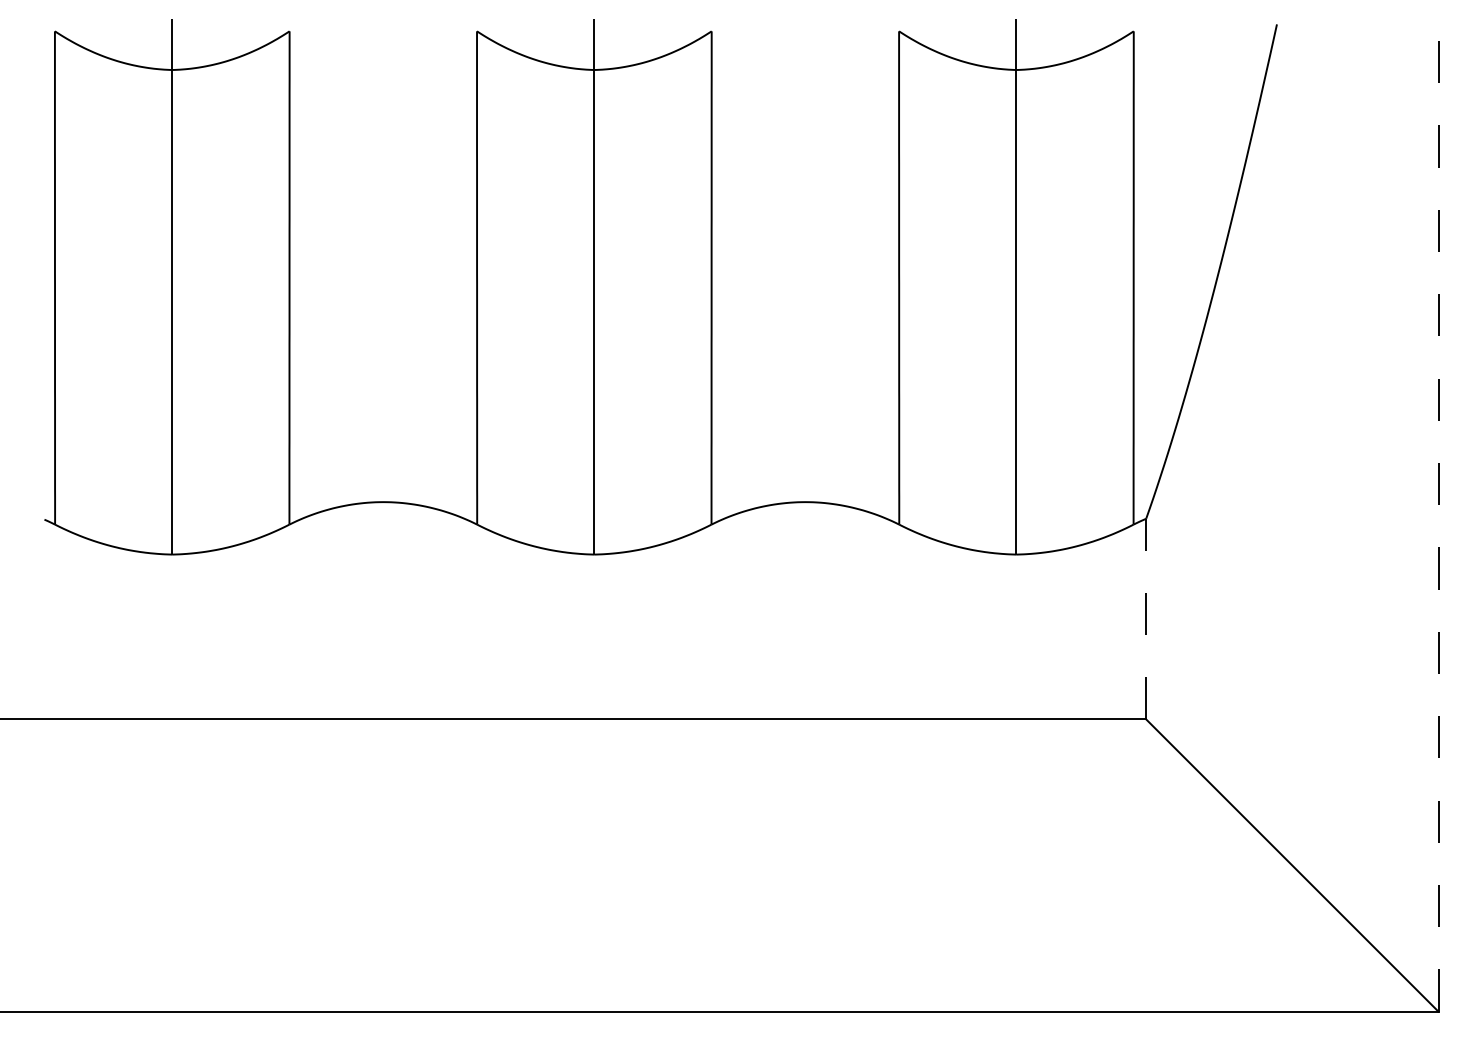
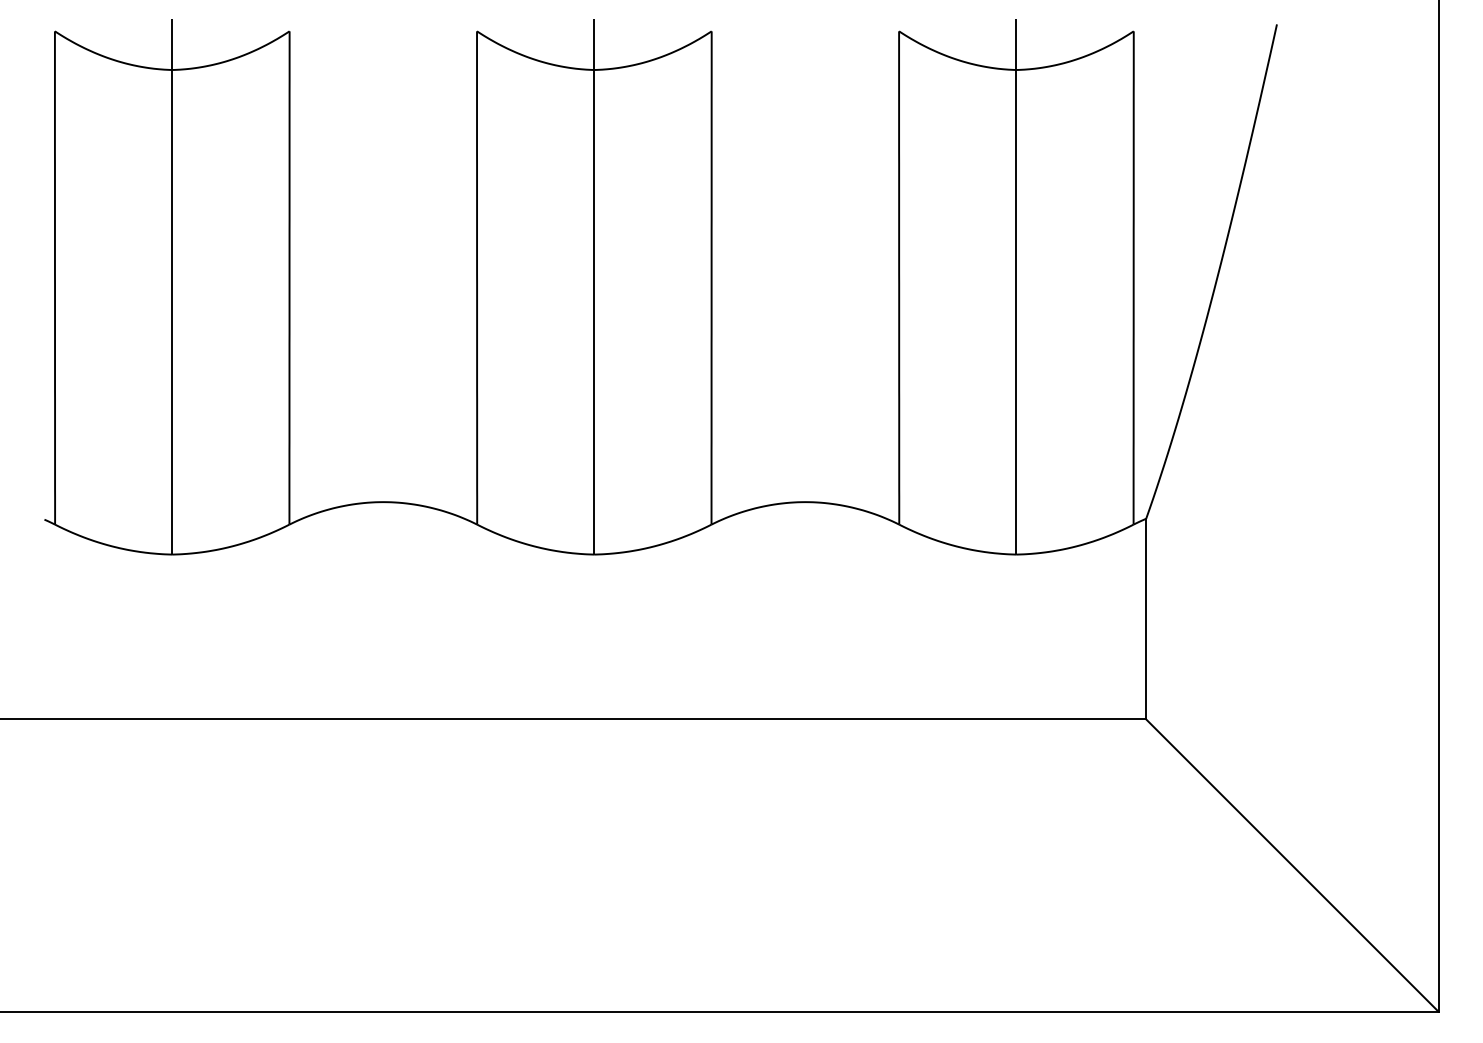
line: dashed -> solid (1438, 506)
line: dashed -> solid (1146, 618)
